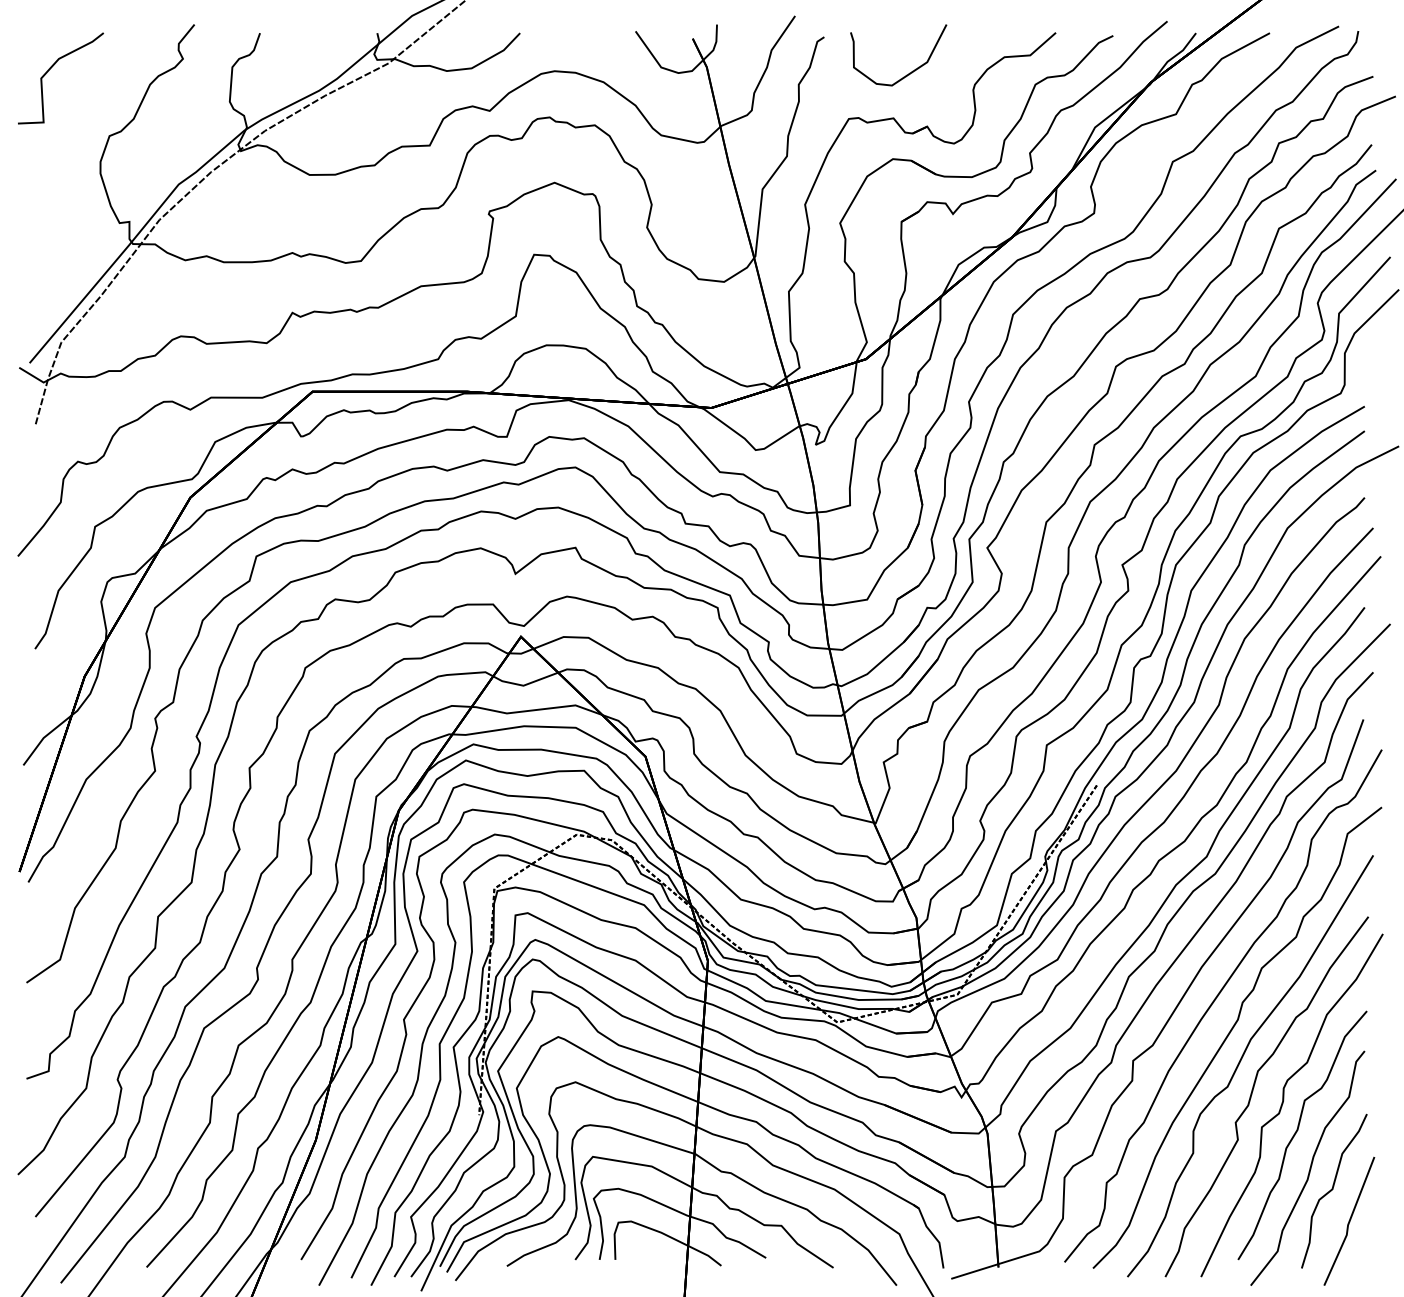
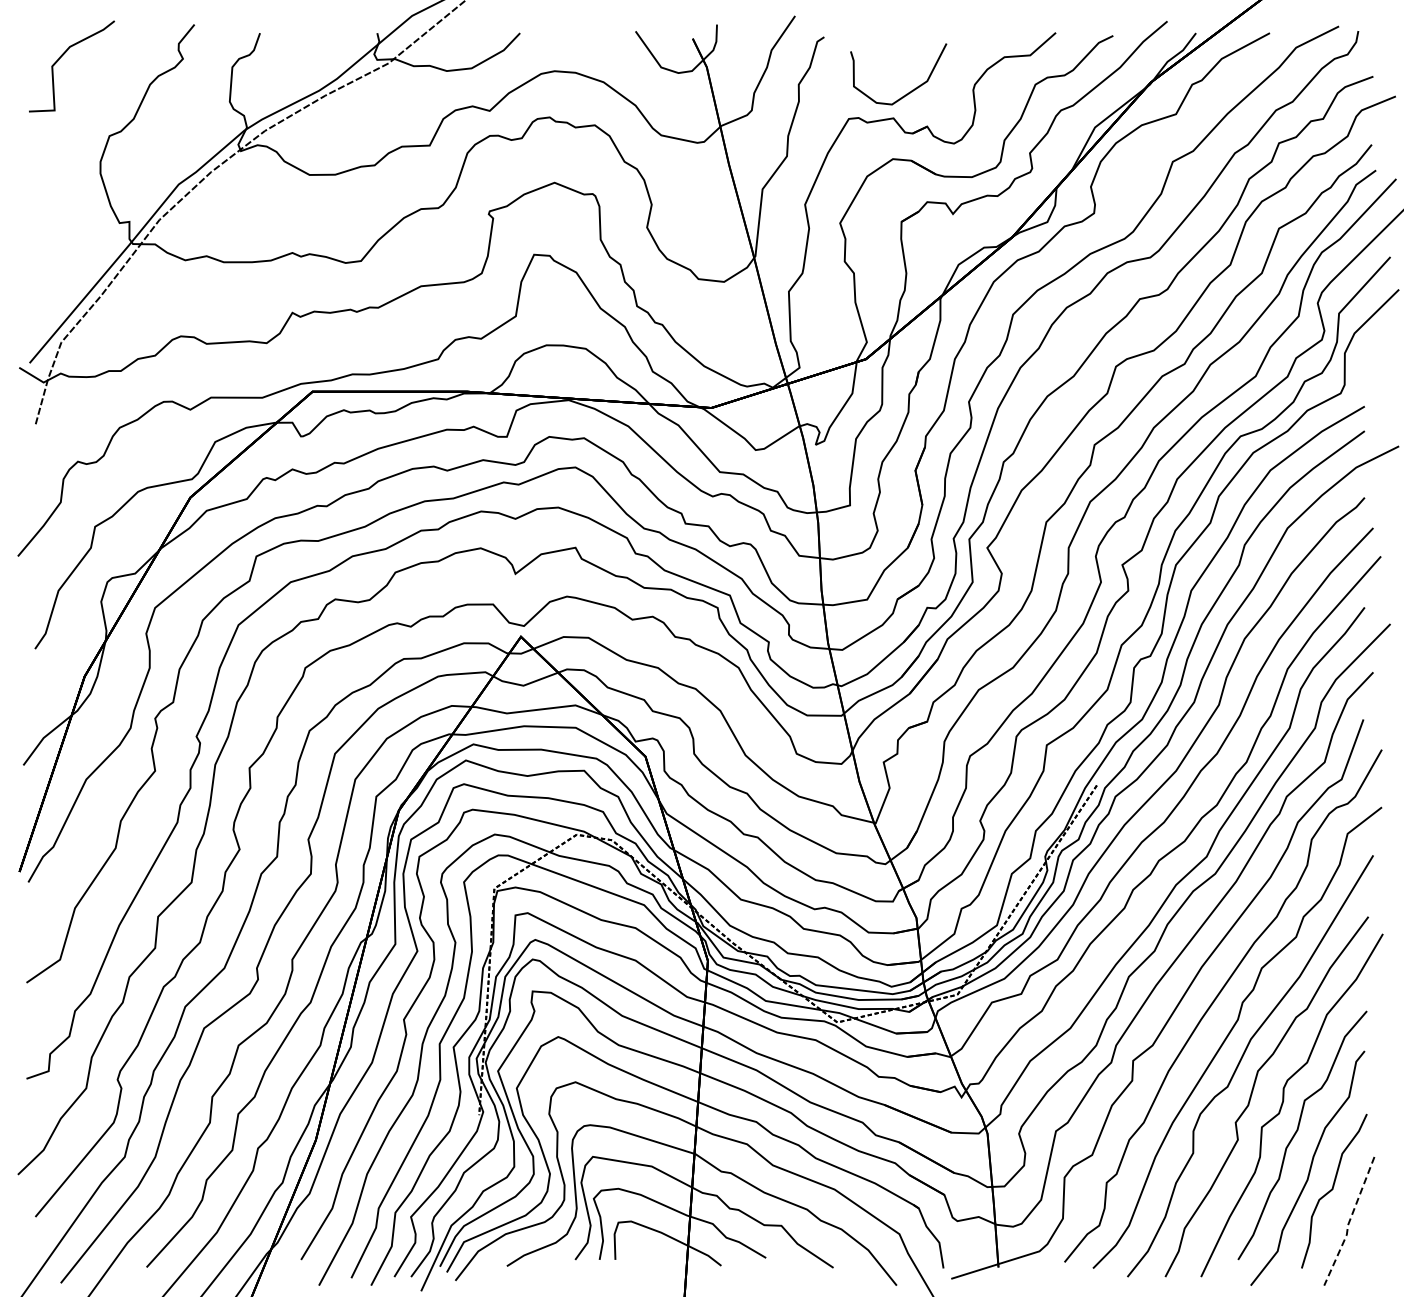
curve position: (51, 68) -> (62, 56) (62, 56)
curve position: (909, 72) -> (909, 91) (909, 91)
line: solid -> dashed (1349, 1222)
